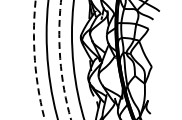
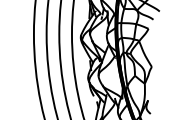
circle: dashed -> solid (38, 59)
circle: dashed -> solid (65, 59)
